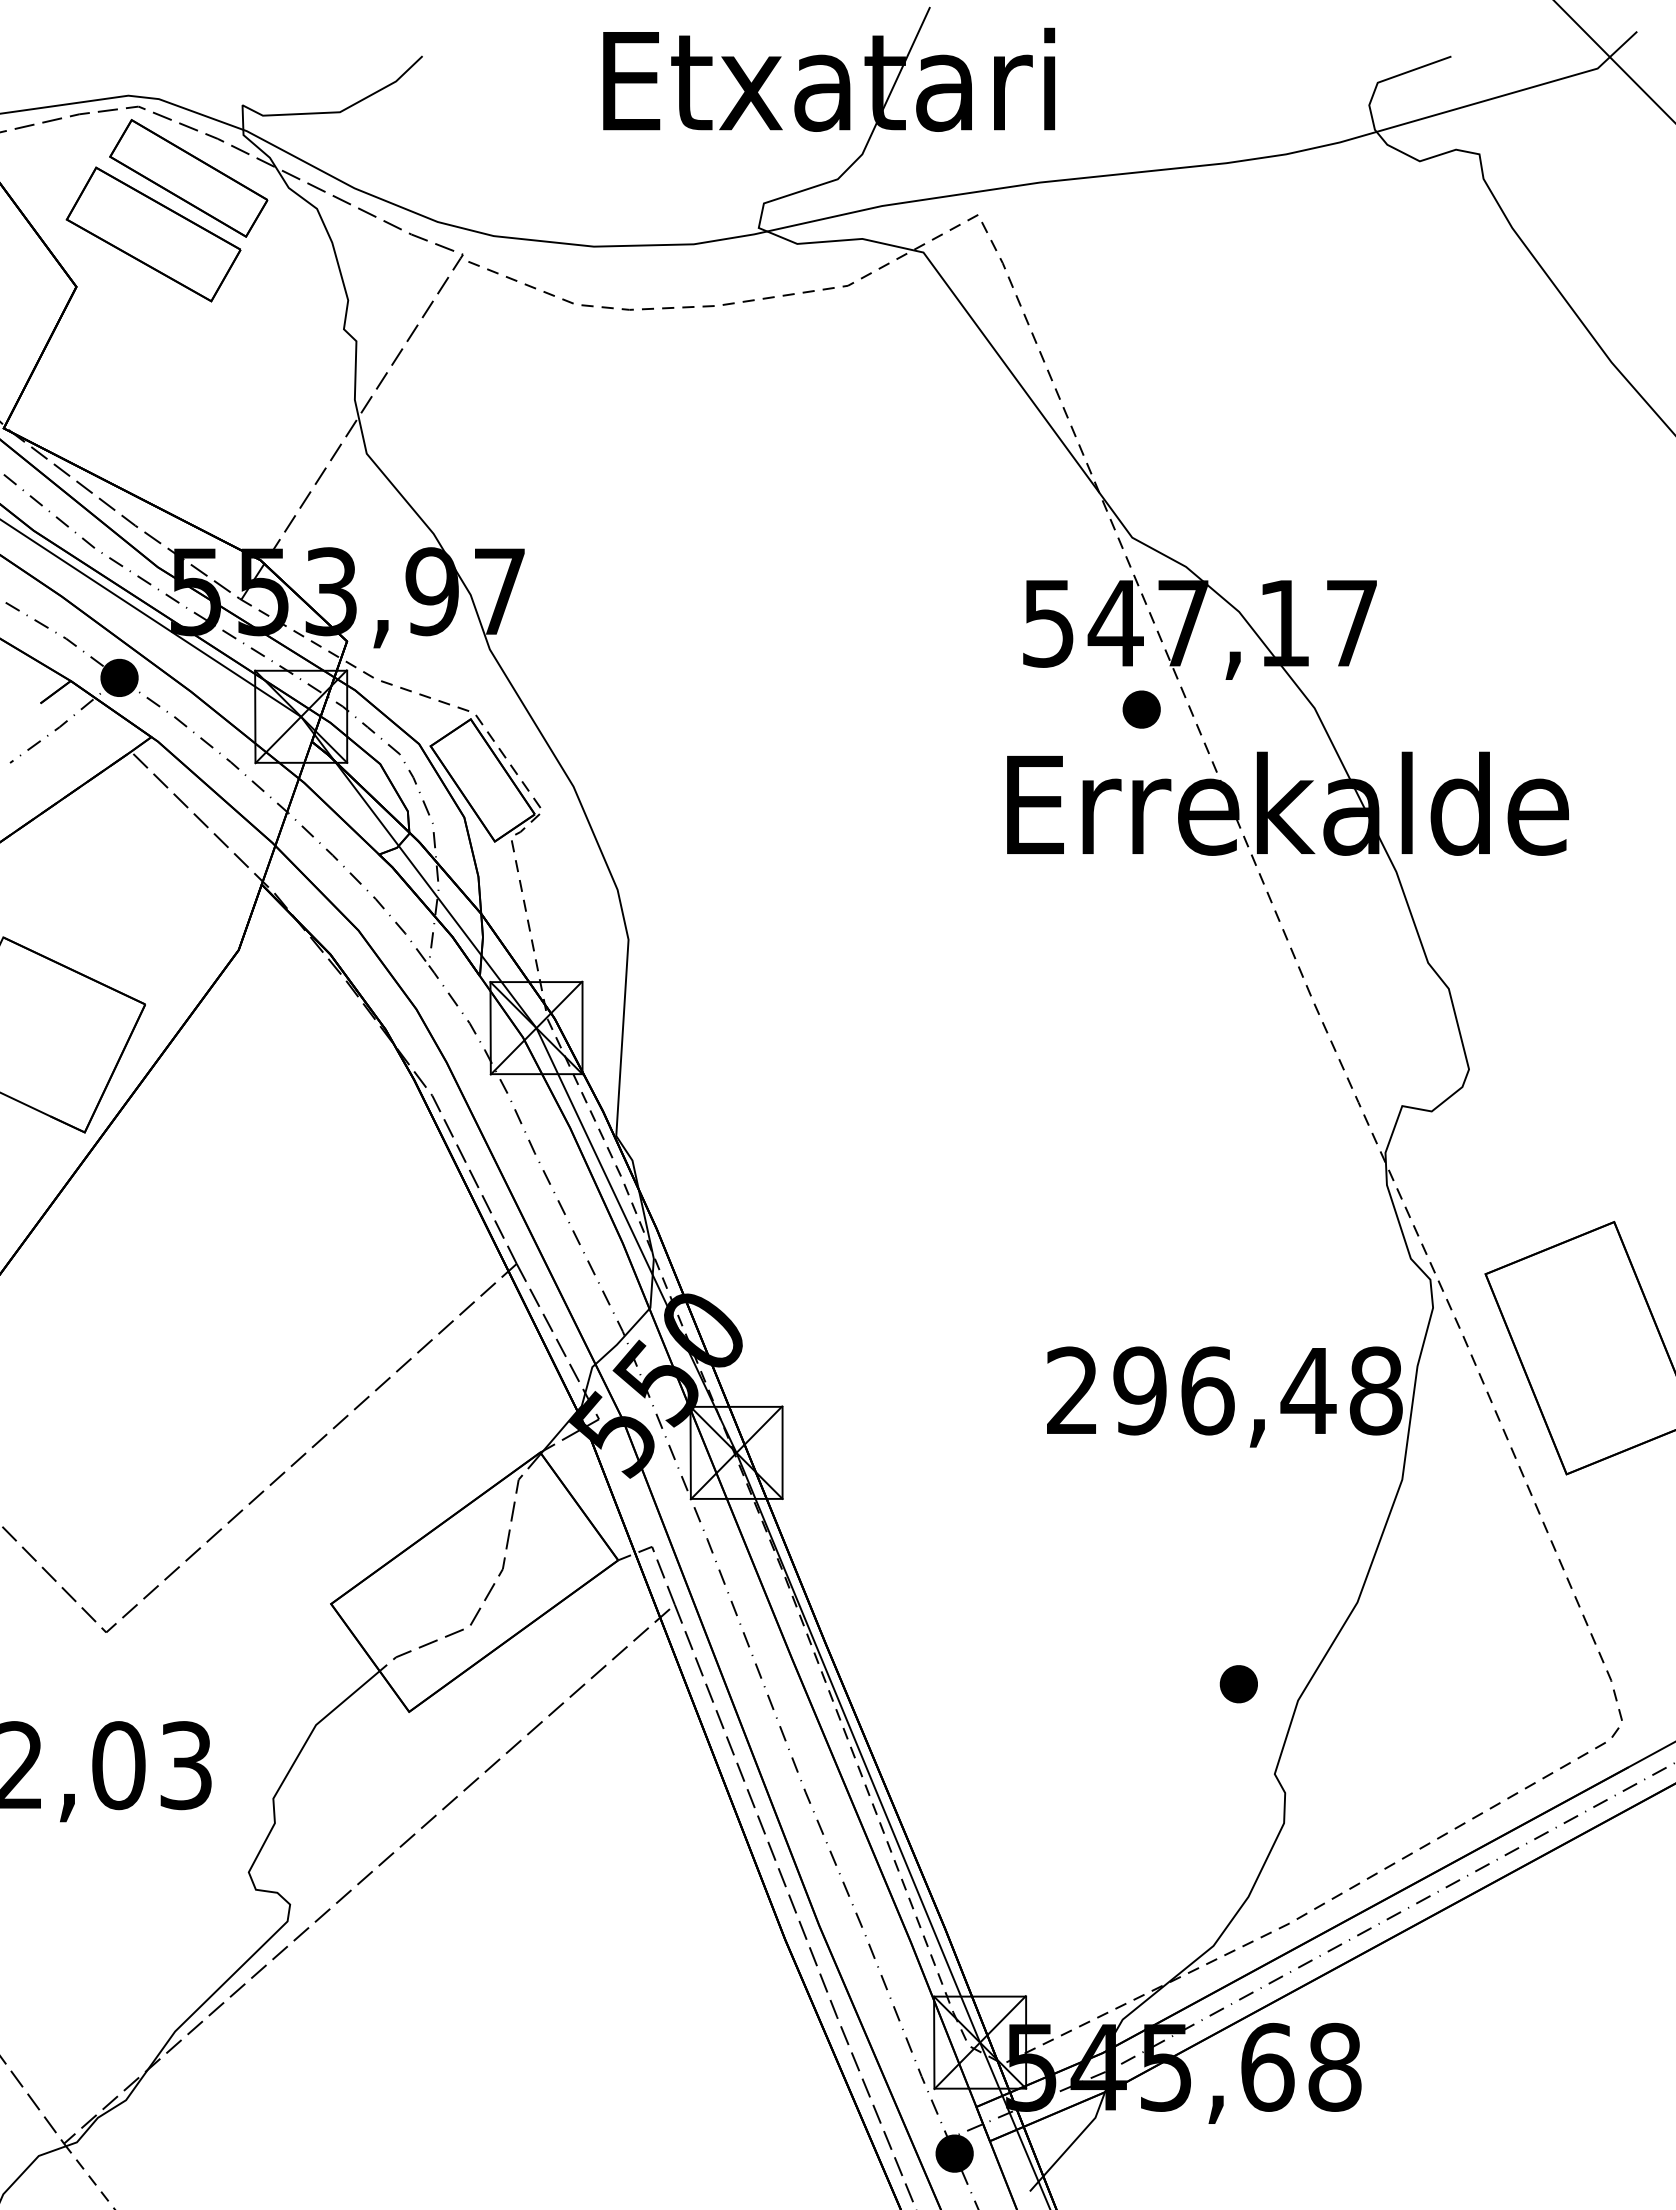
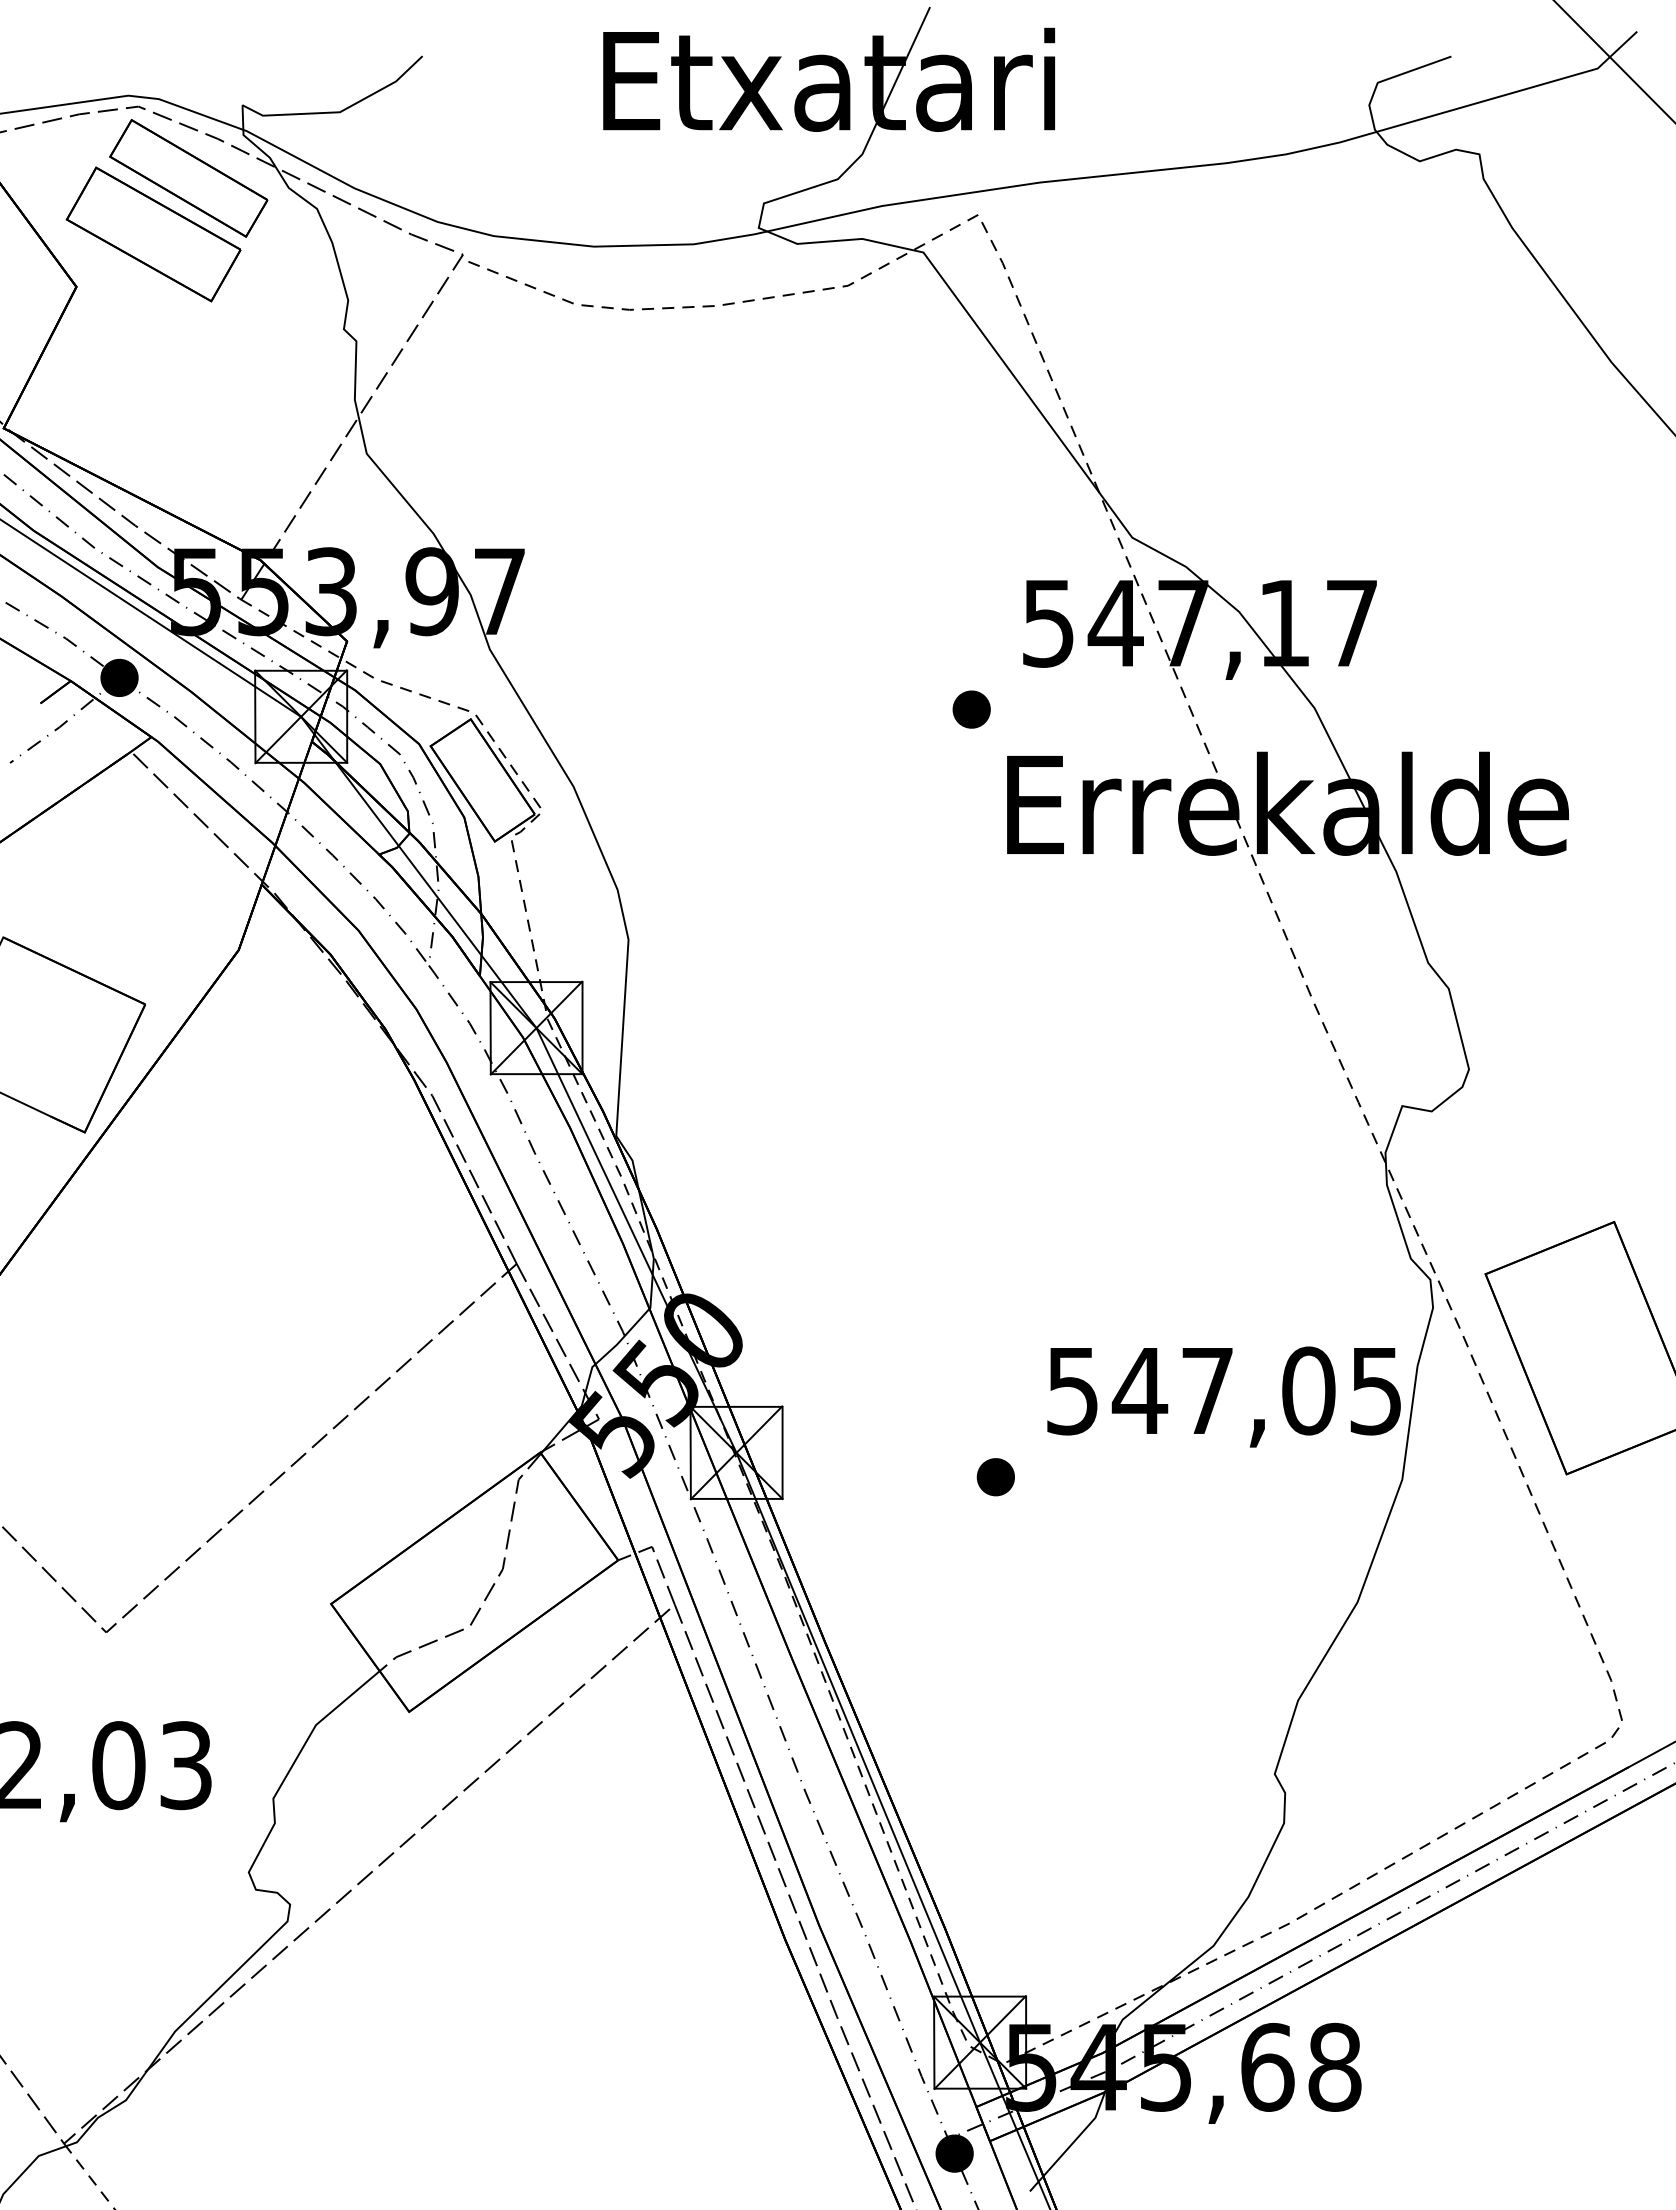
part position: (1141, 709) -> (971, 709) (971, 709)
text: 296,48 -> 547,05 (1224, 1390)
part position: (1238, 1684) -> (995, 1477) (995, 1477)
